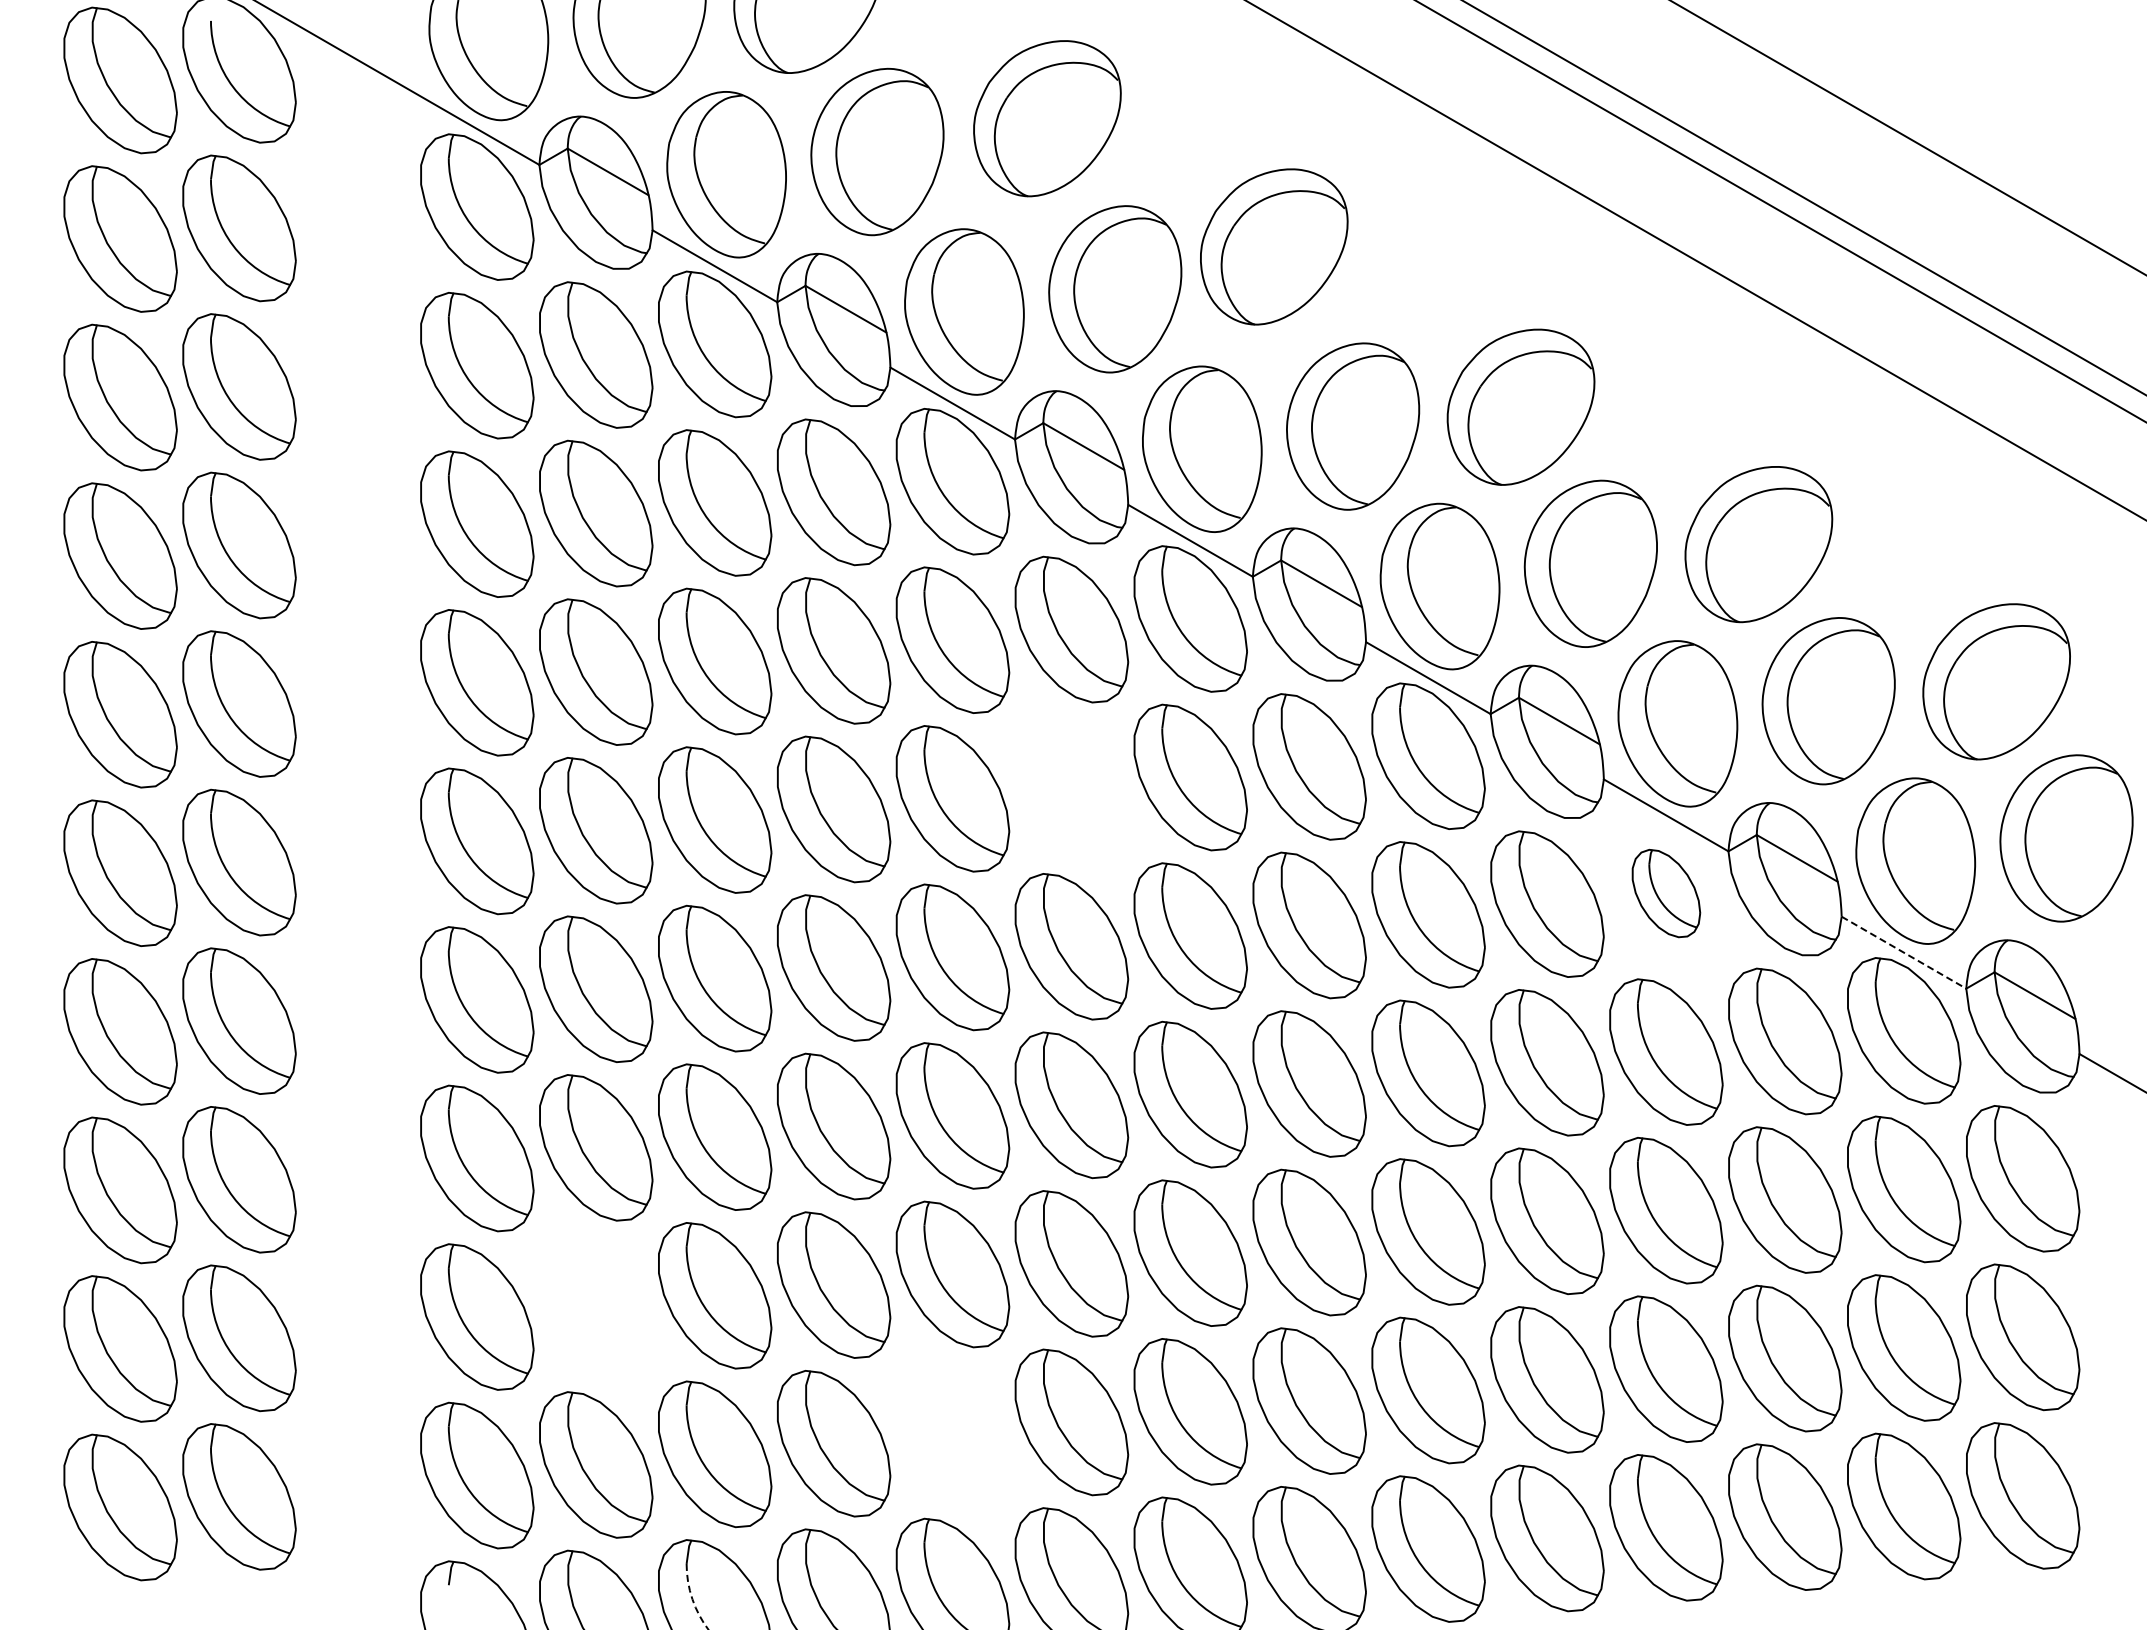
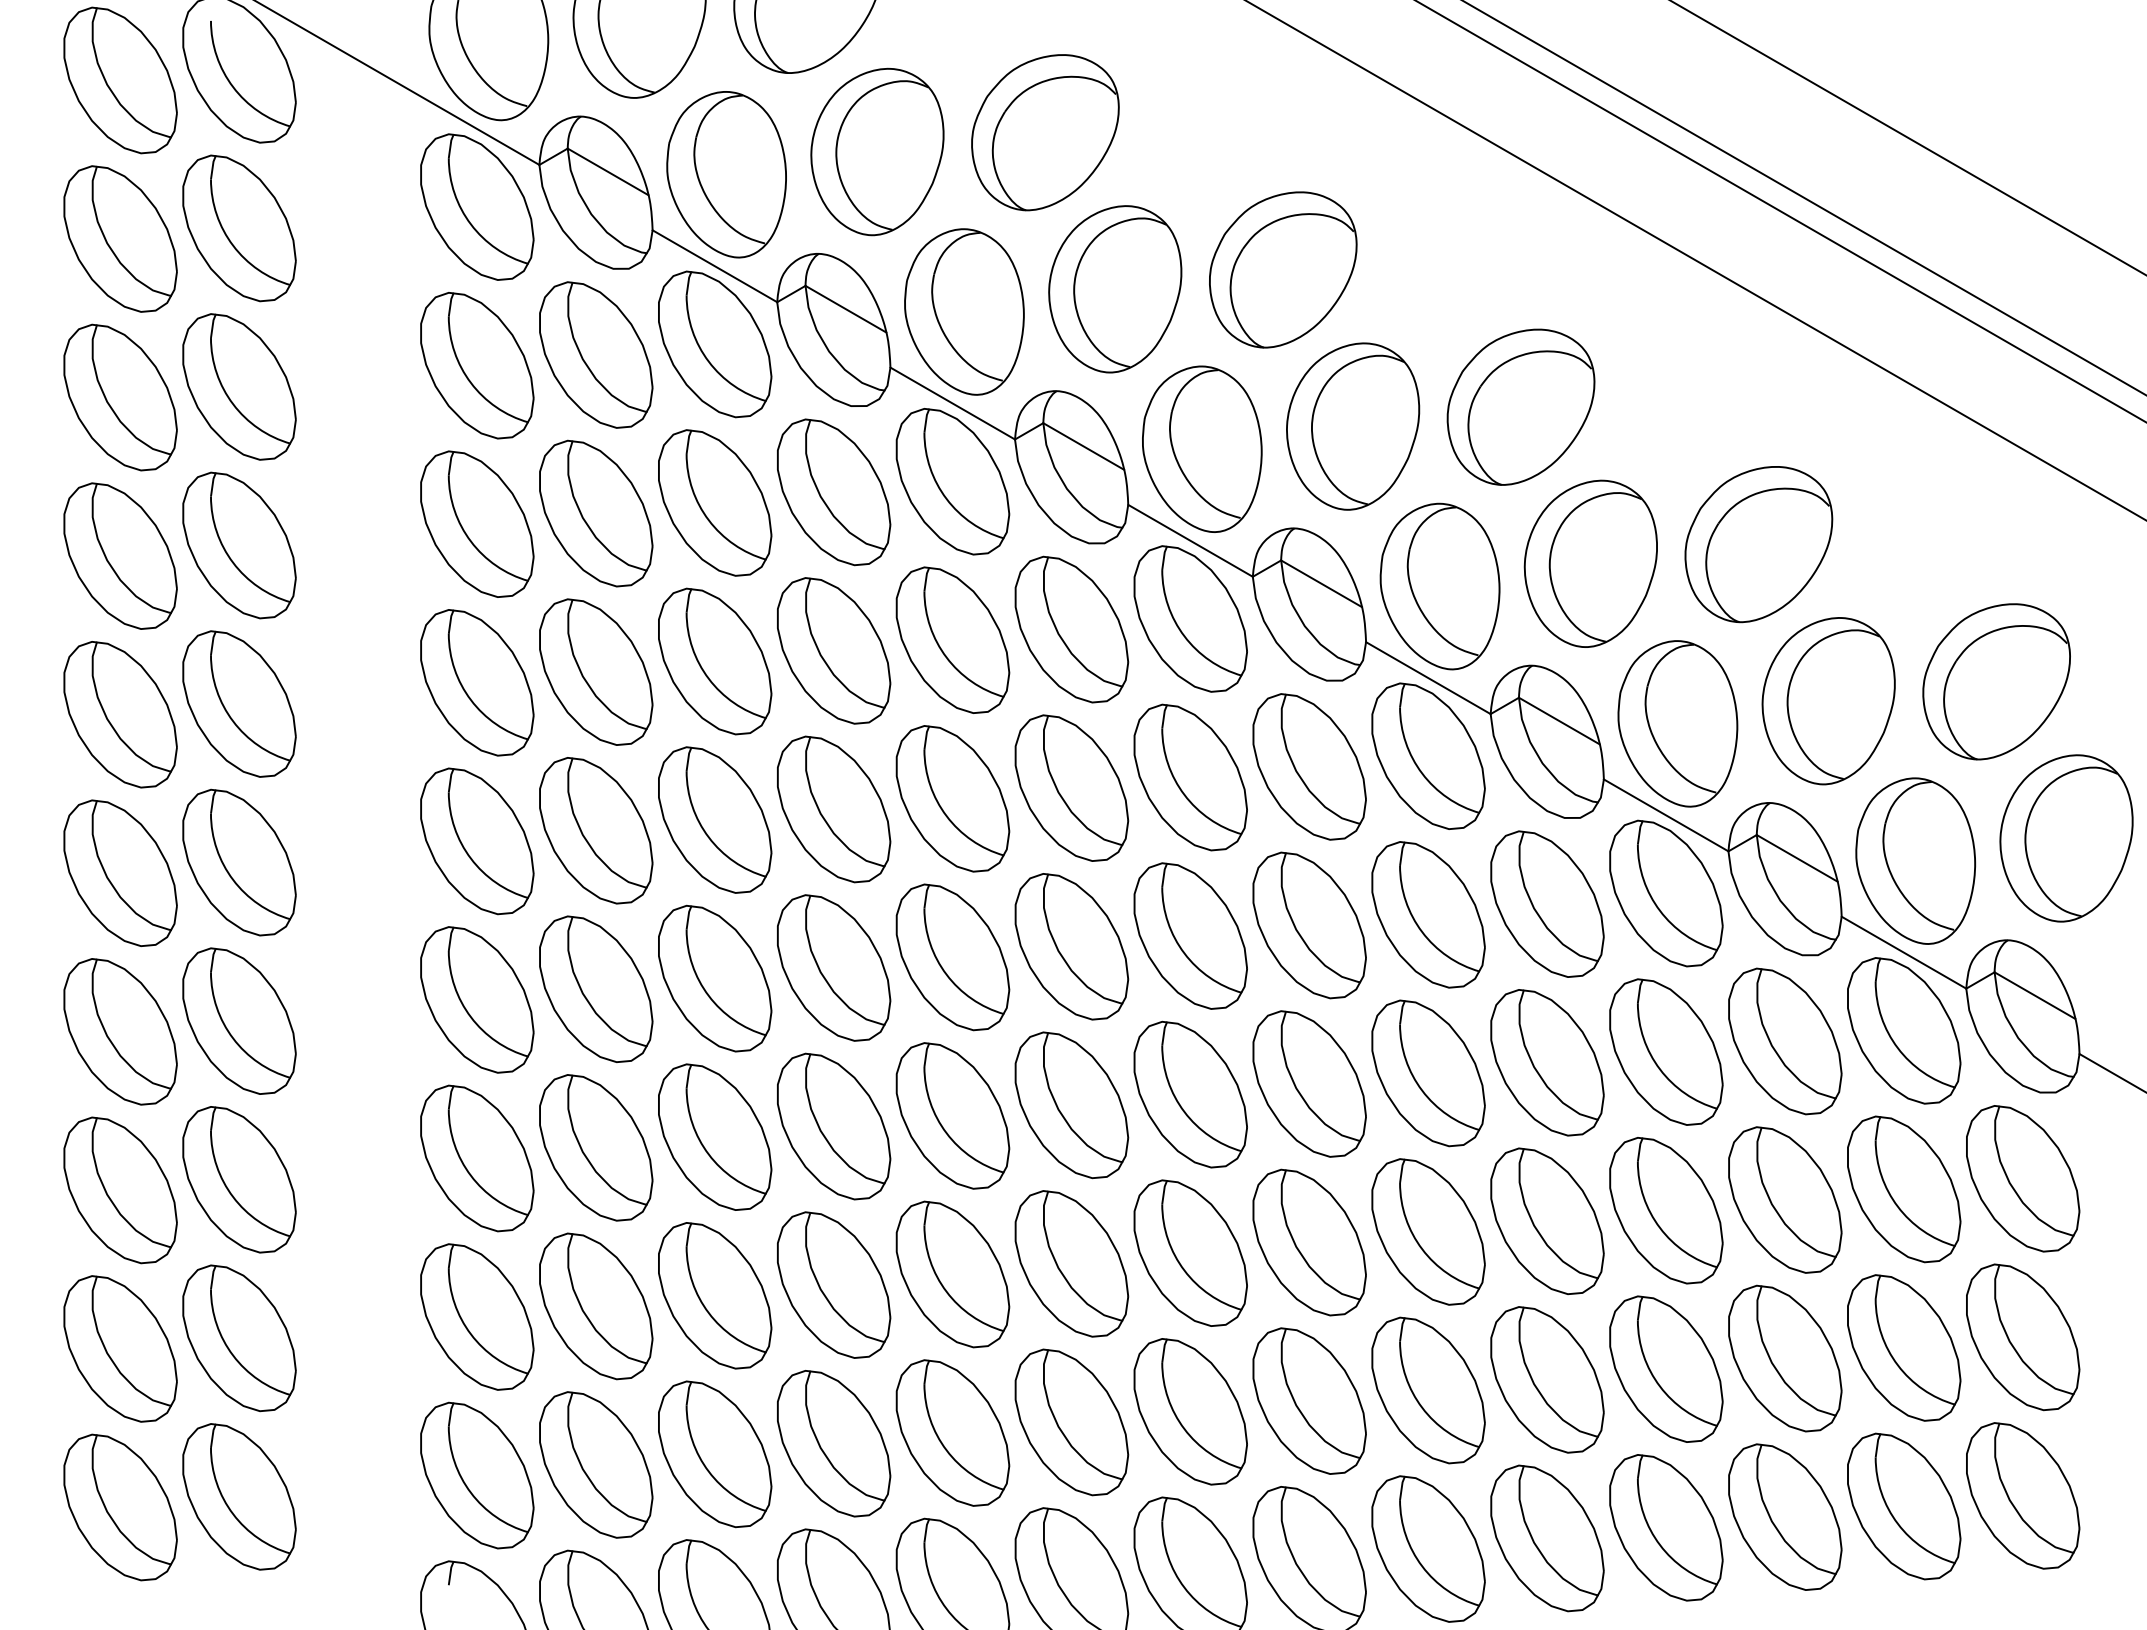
part position: (1047, 118) -> (1045, 132) (1045, 132)
part position: (1274, 246) -> (1283, 269) (1283, 269)
part: none -> present (1071, 787)
part size: 71x91 px -> 115x149 px (1666, 893)
line: dashed -> solid (1903, 952)
part: none -> present (596, 1306)
part: none -> present (952, 1432)
arc: dashed -> solid (692, 1598)
